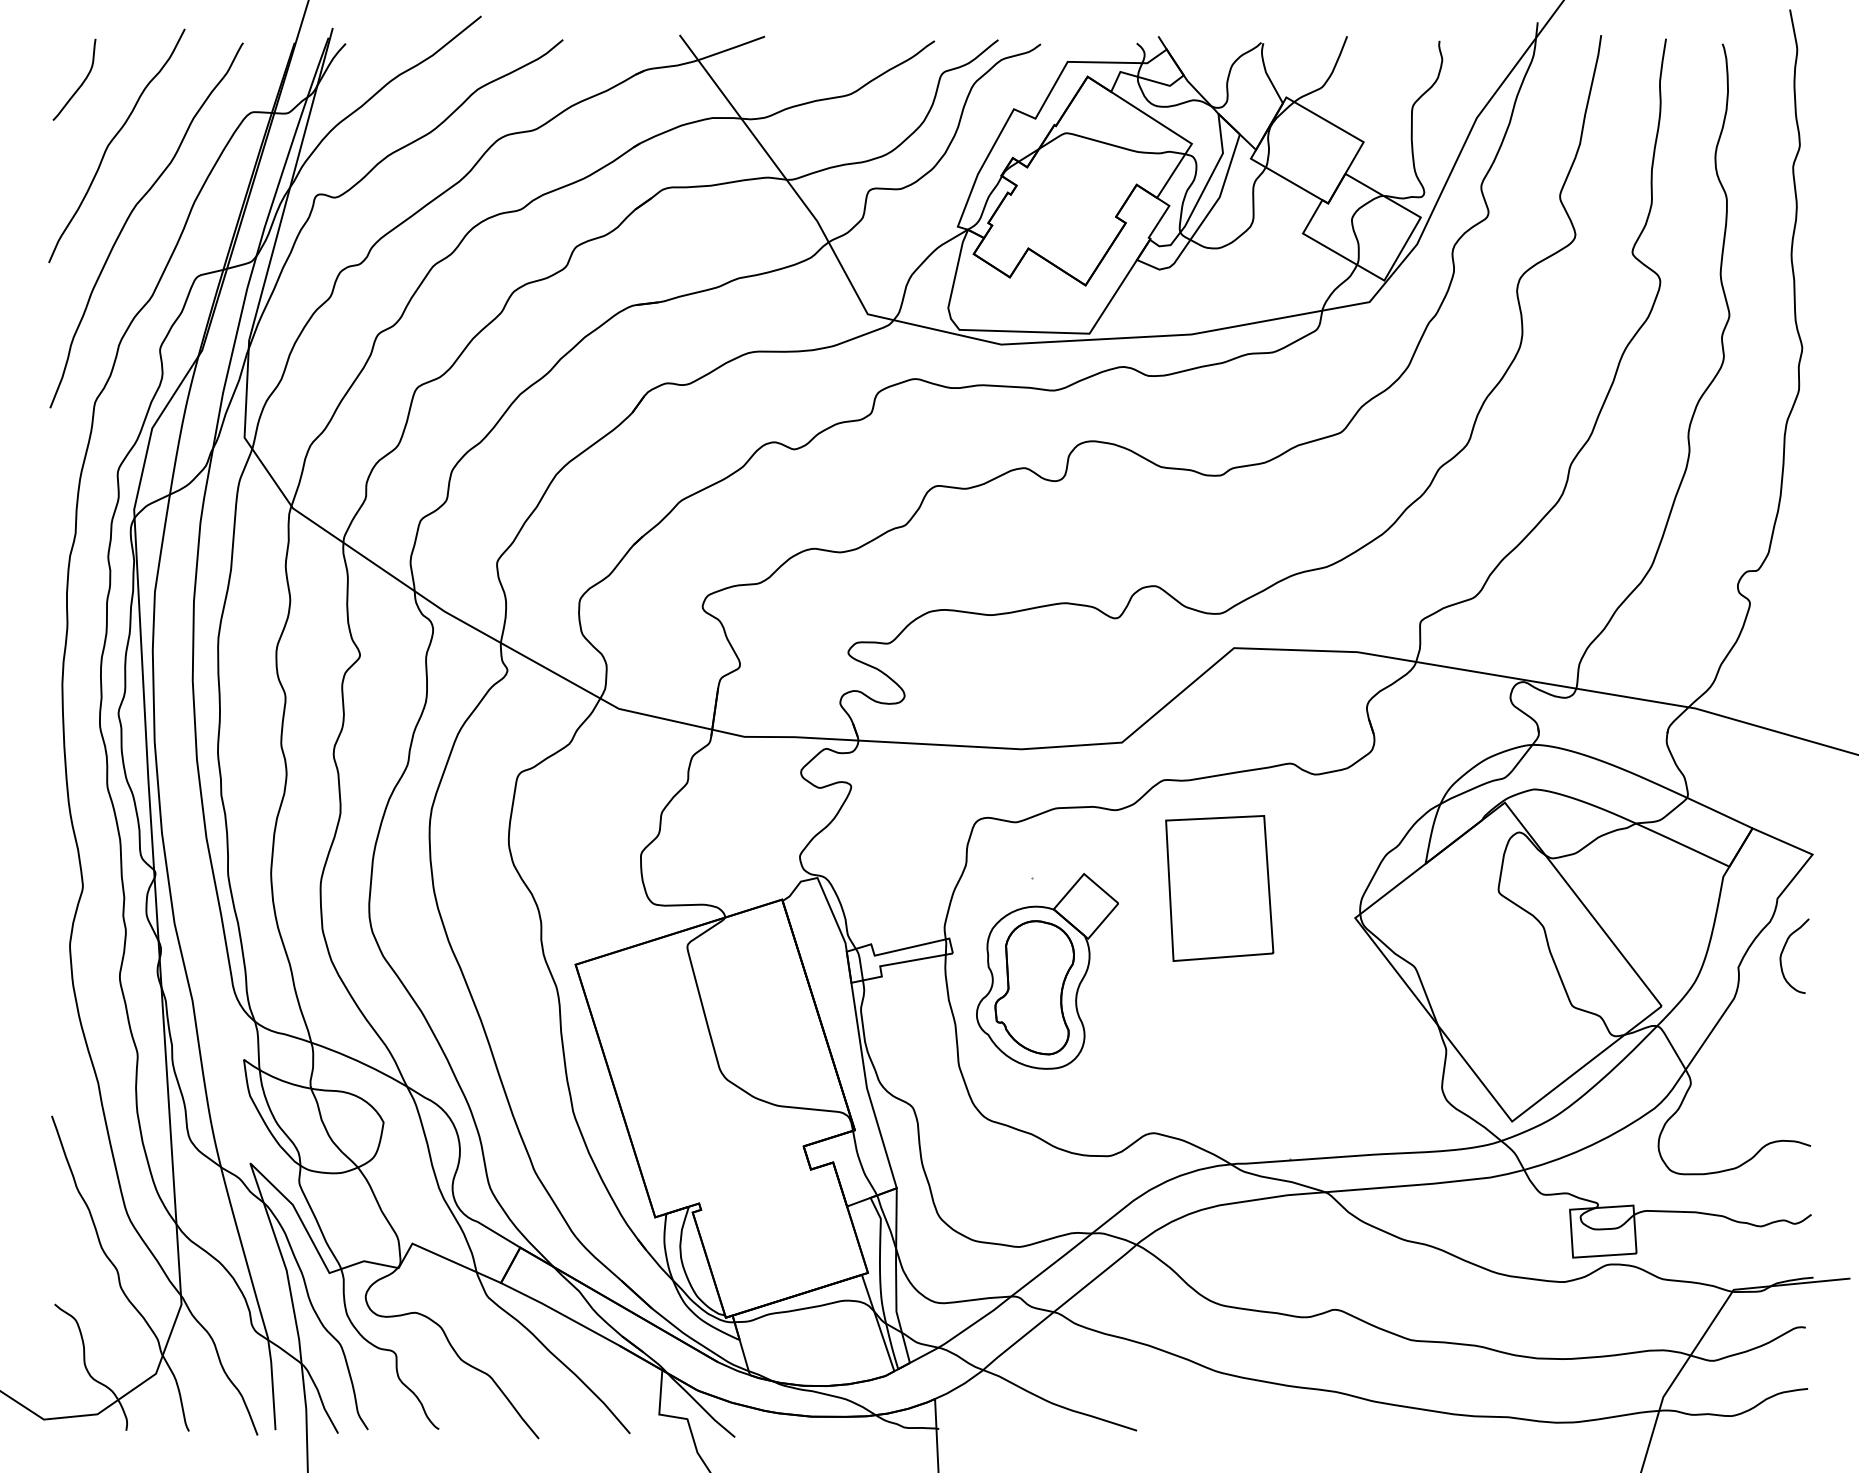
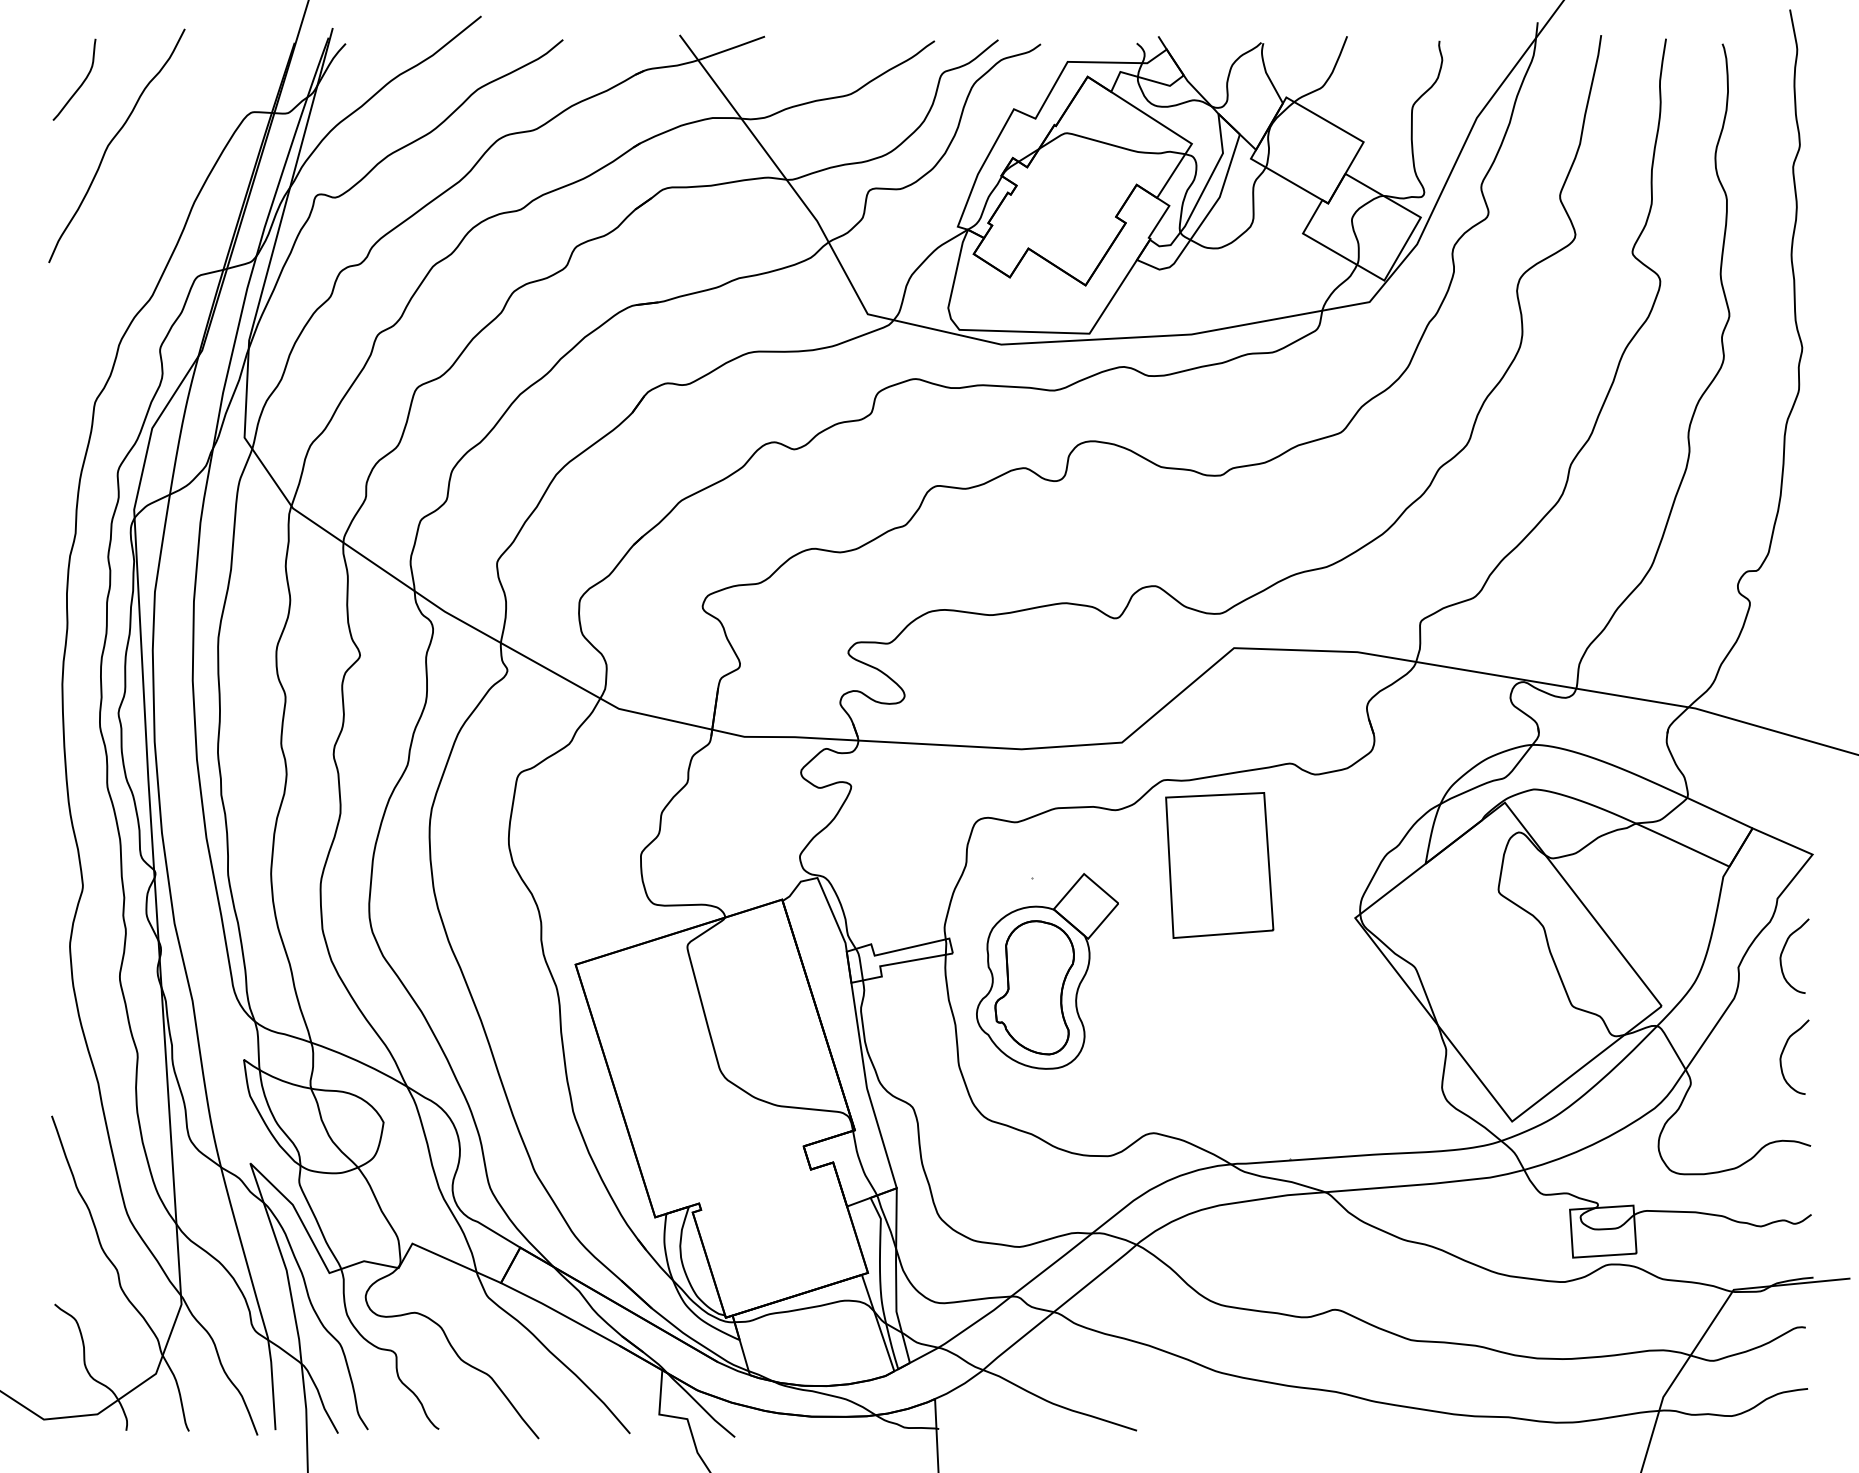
curve: present -> none (130, 216)
part position: (1219, 888) -> (1219, 865) (1219, 865)
curve: none -> present (1784, 1050)
